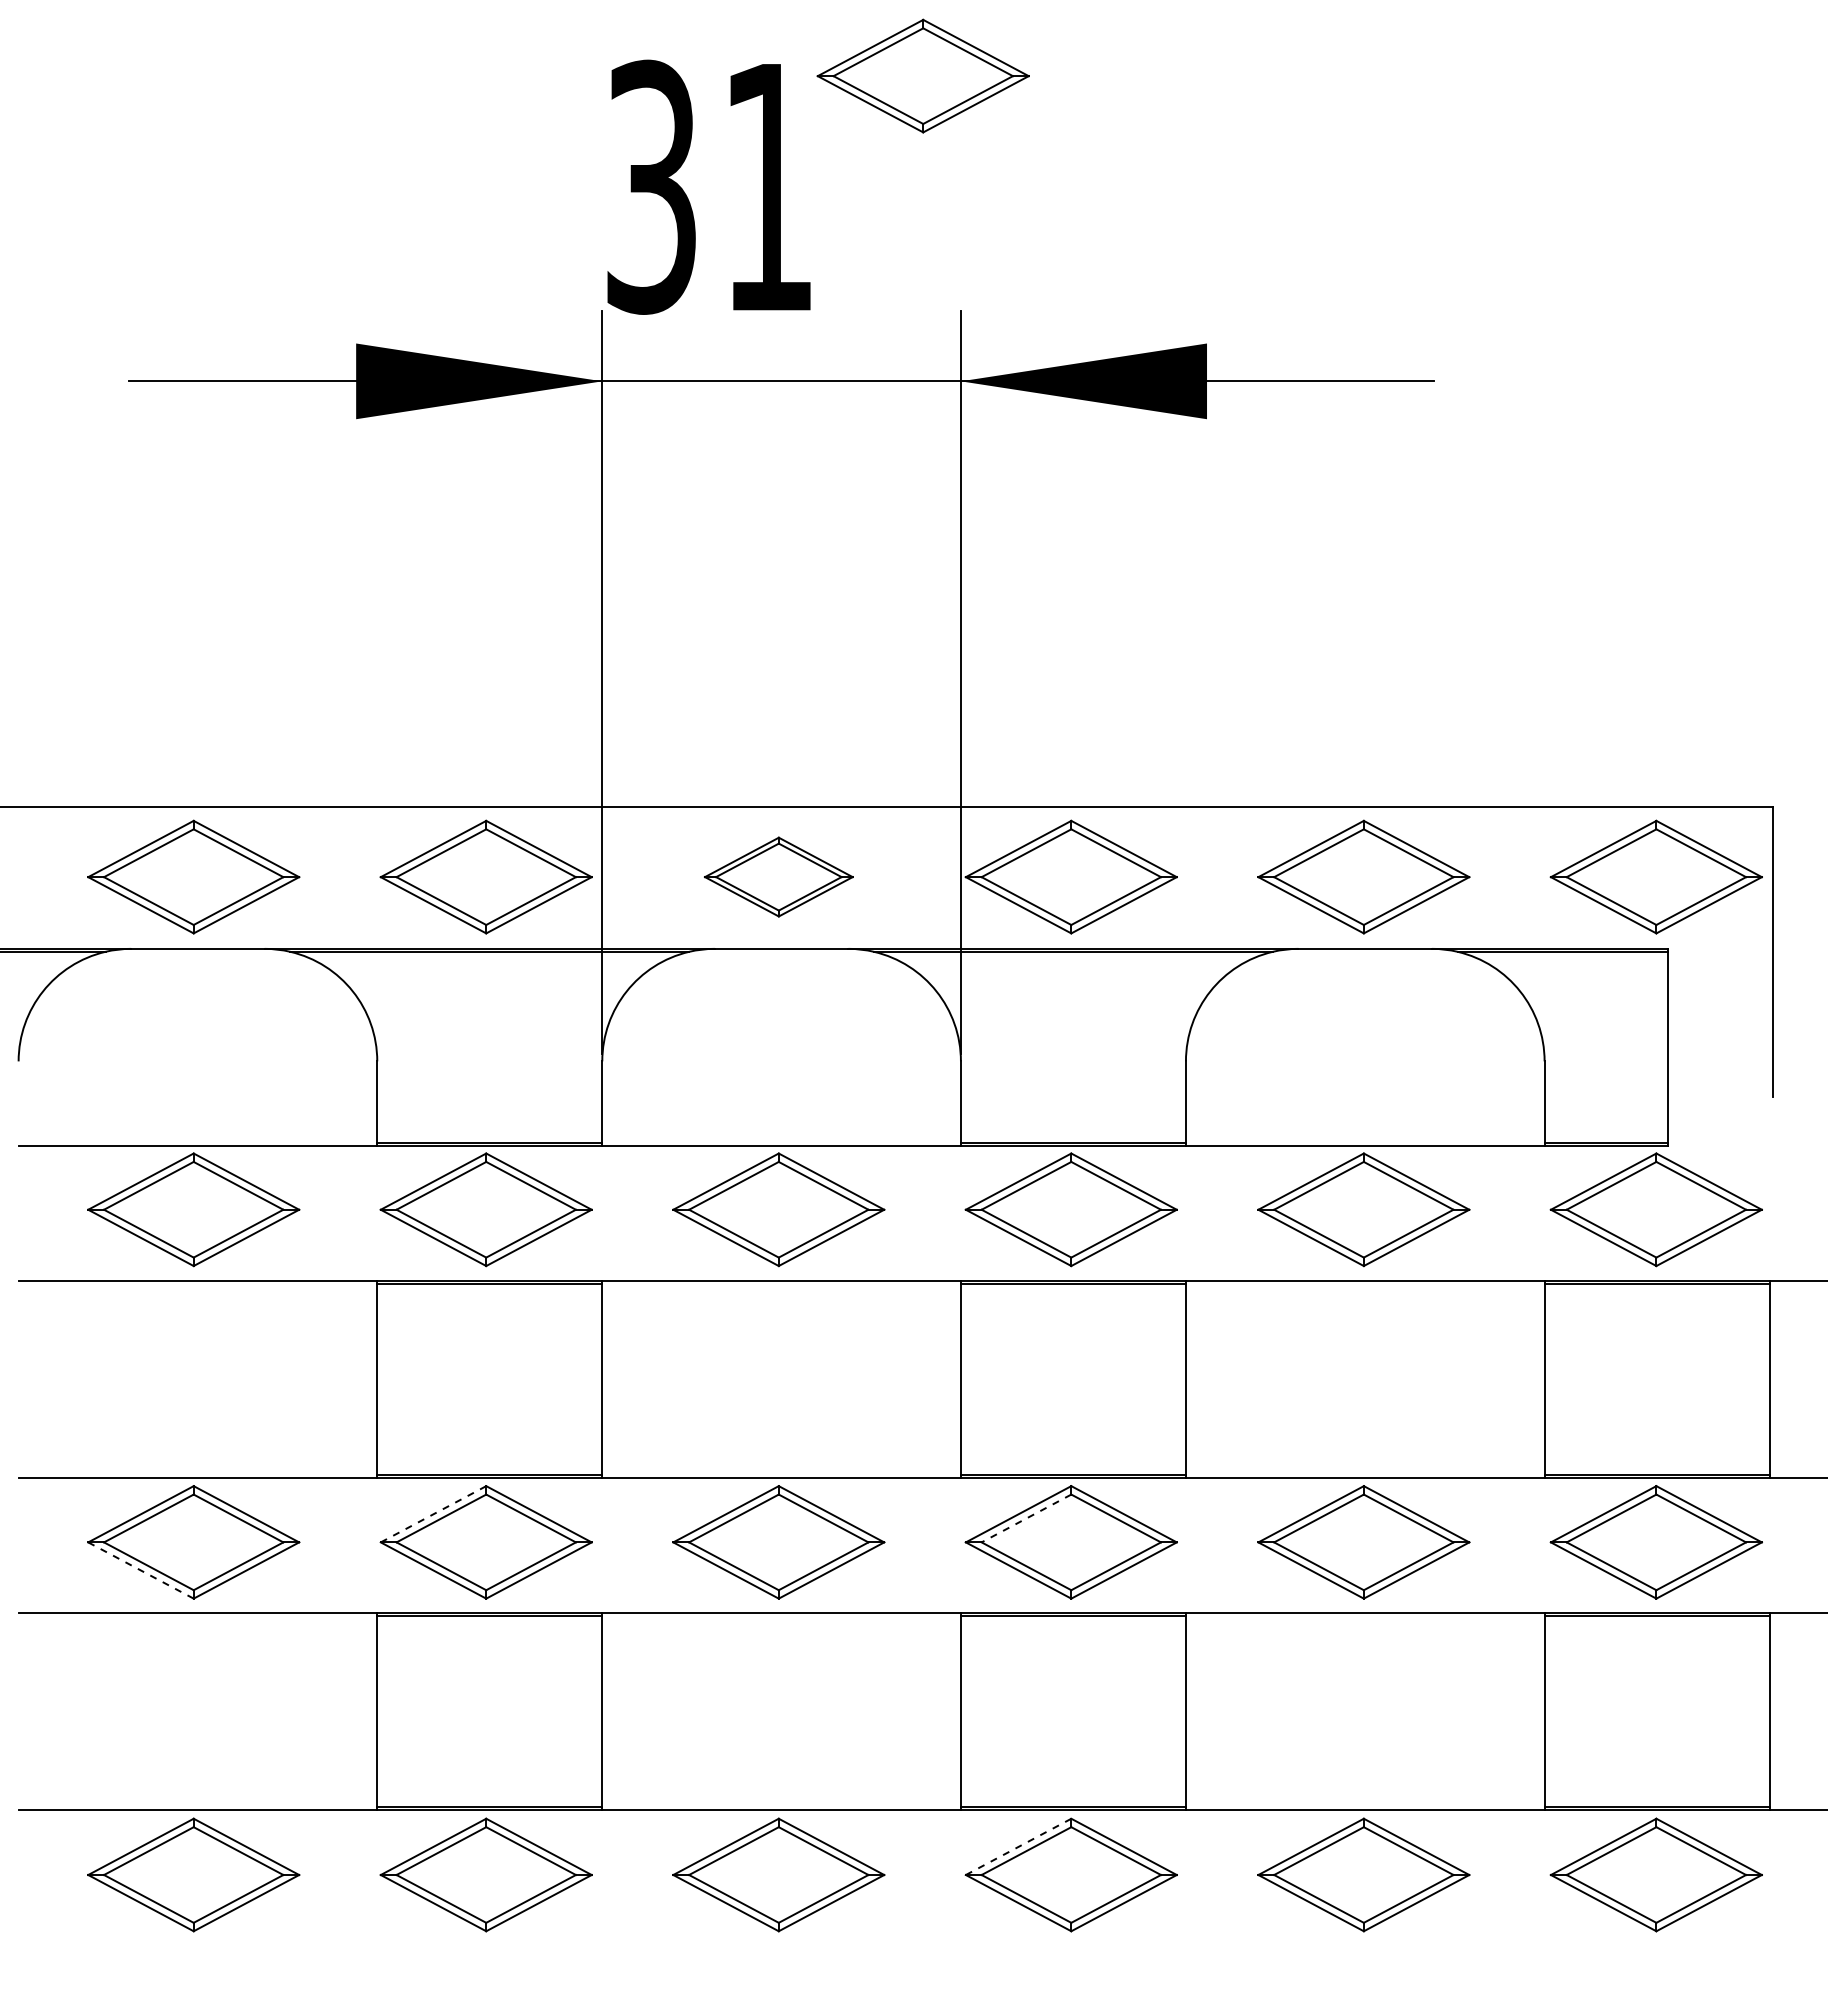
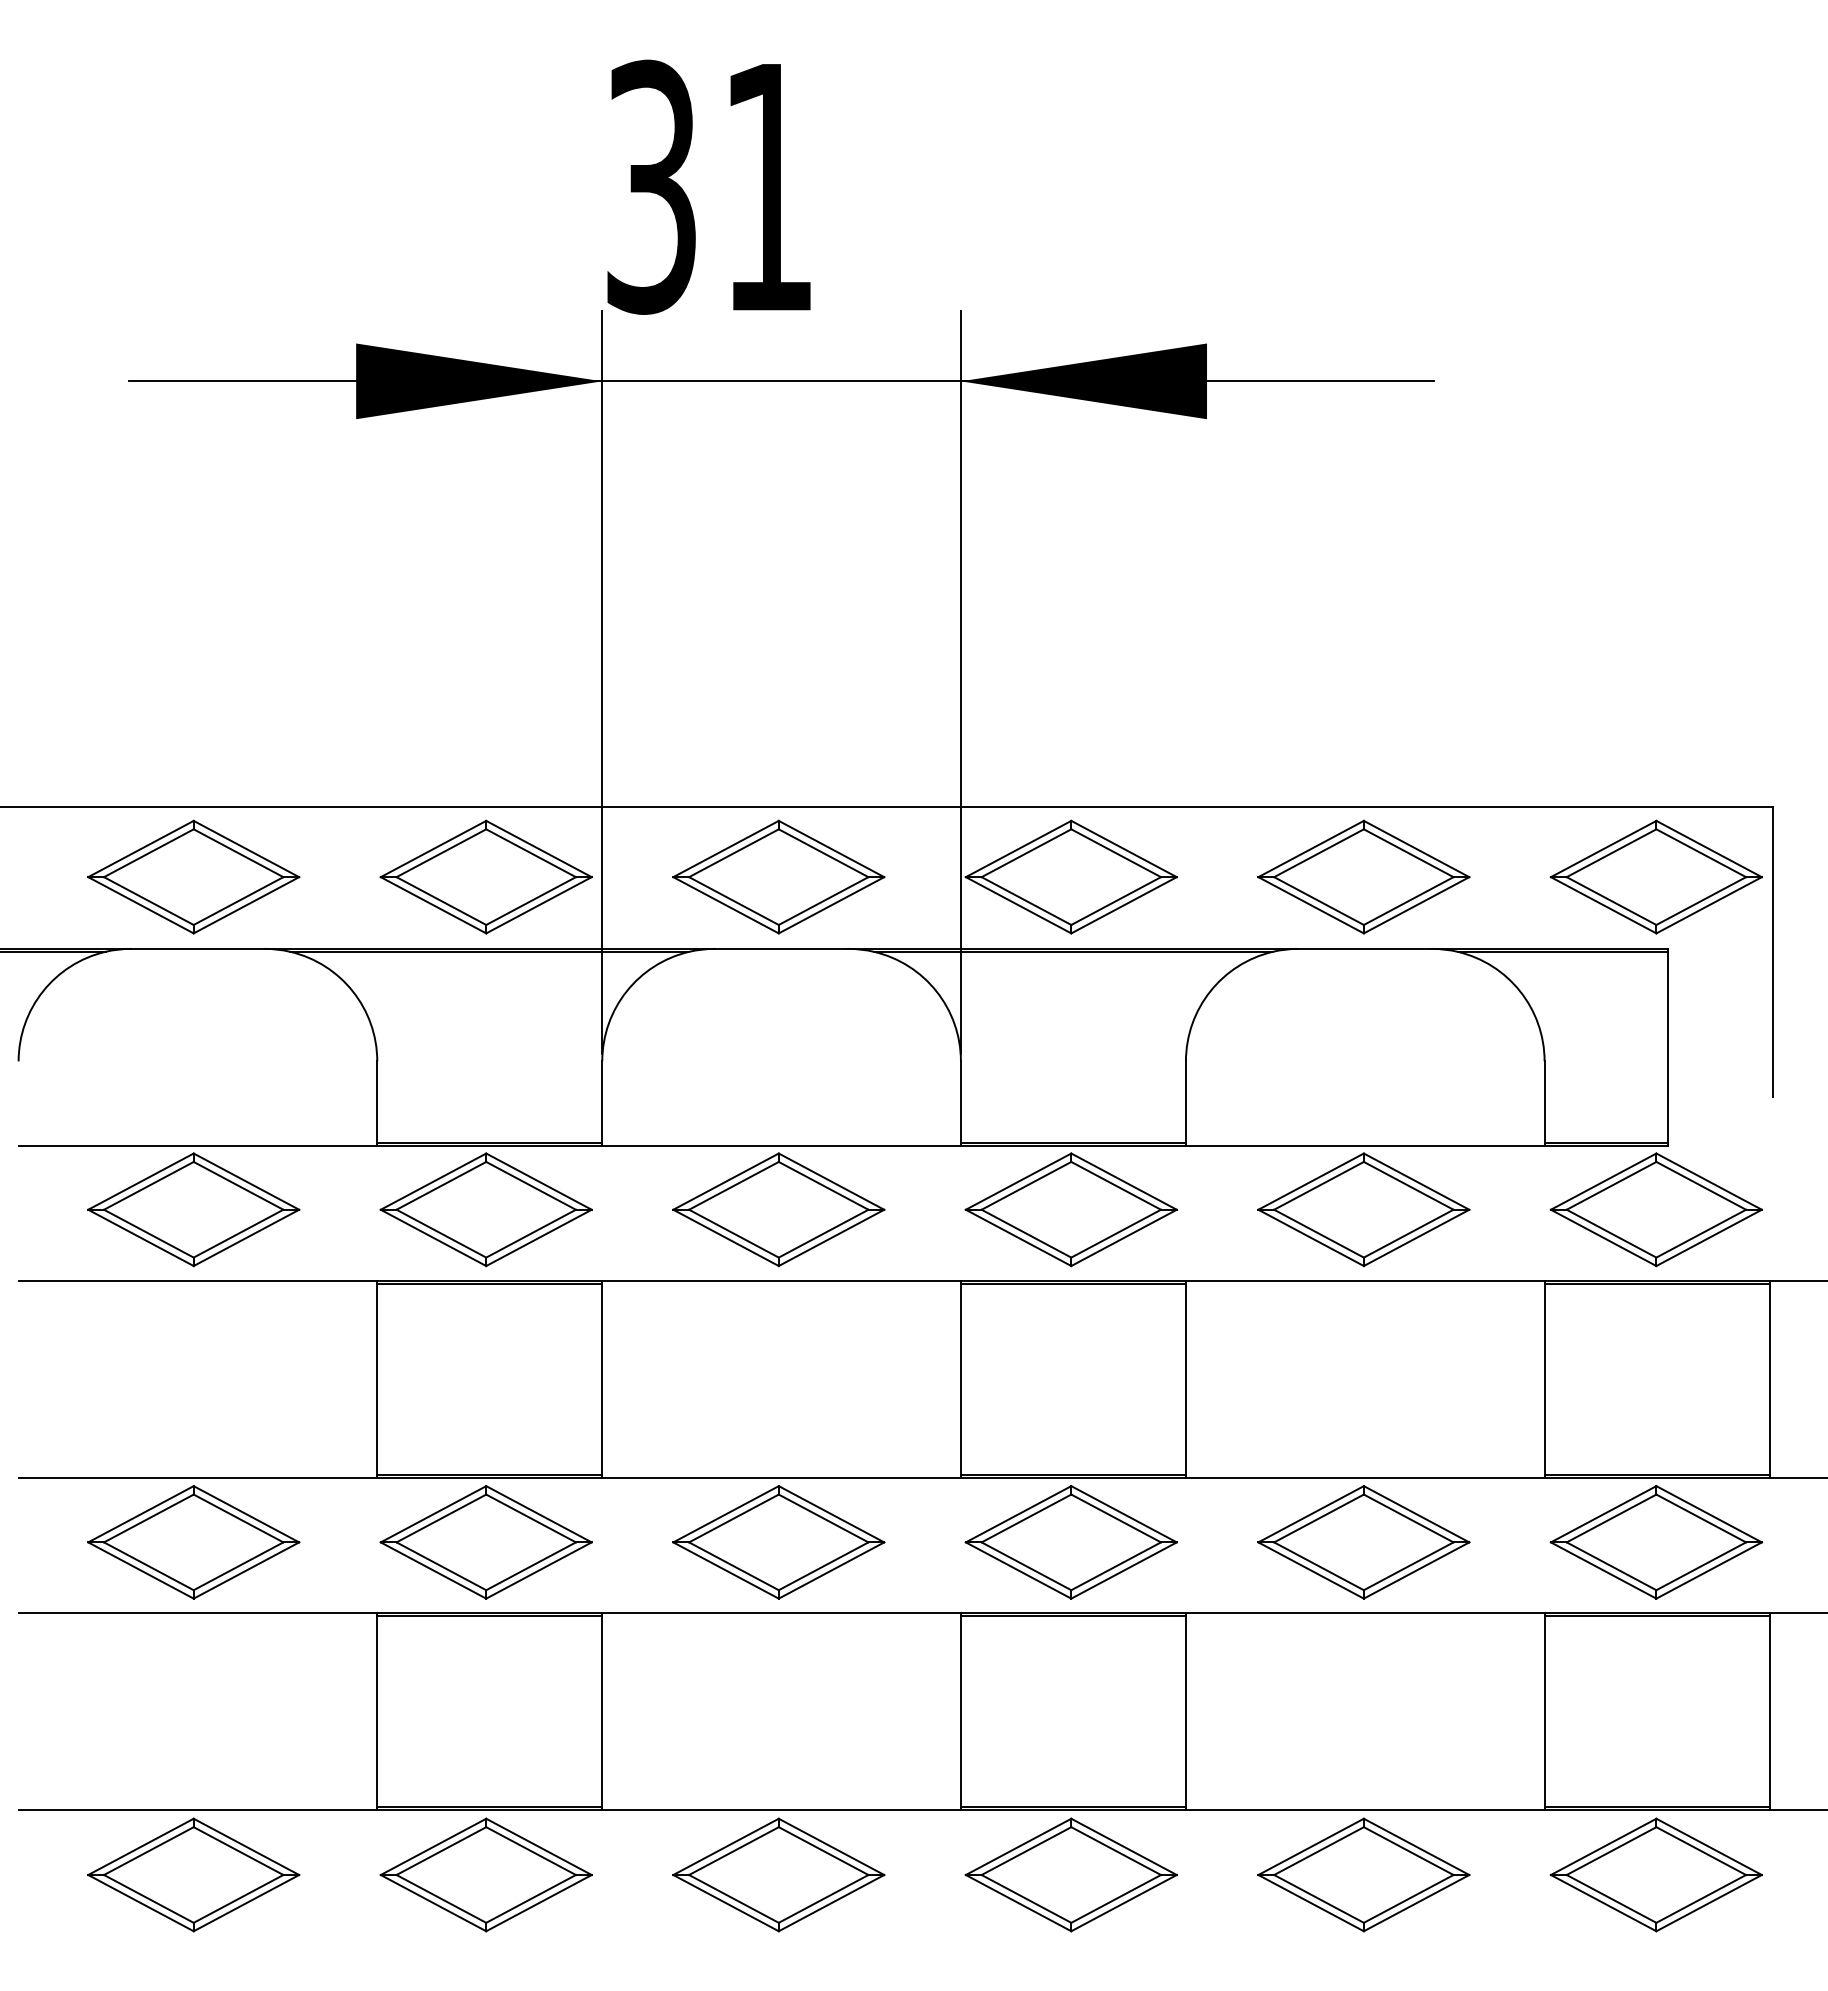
part: present -> none (922, 75)
part size: 150x82 px -> 214x116 px (778, 876)
line: dashed -> solid (433, 1514)
line: dashed -> solid (1026, 1518)
line: dashed -> solid (140, 1570)
line: dashed -> solid (1018, 1846)
